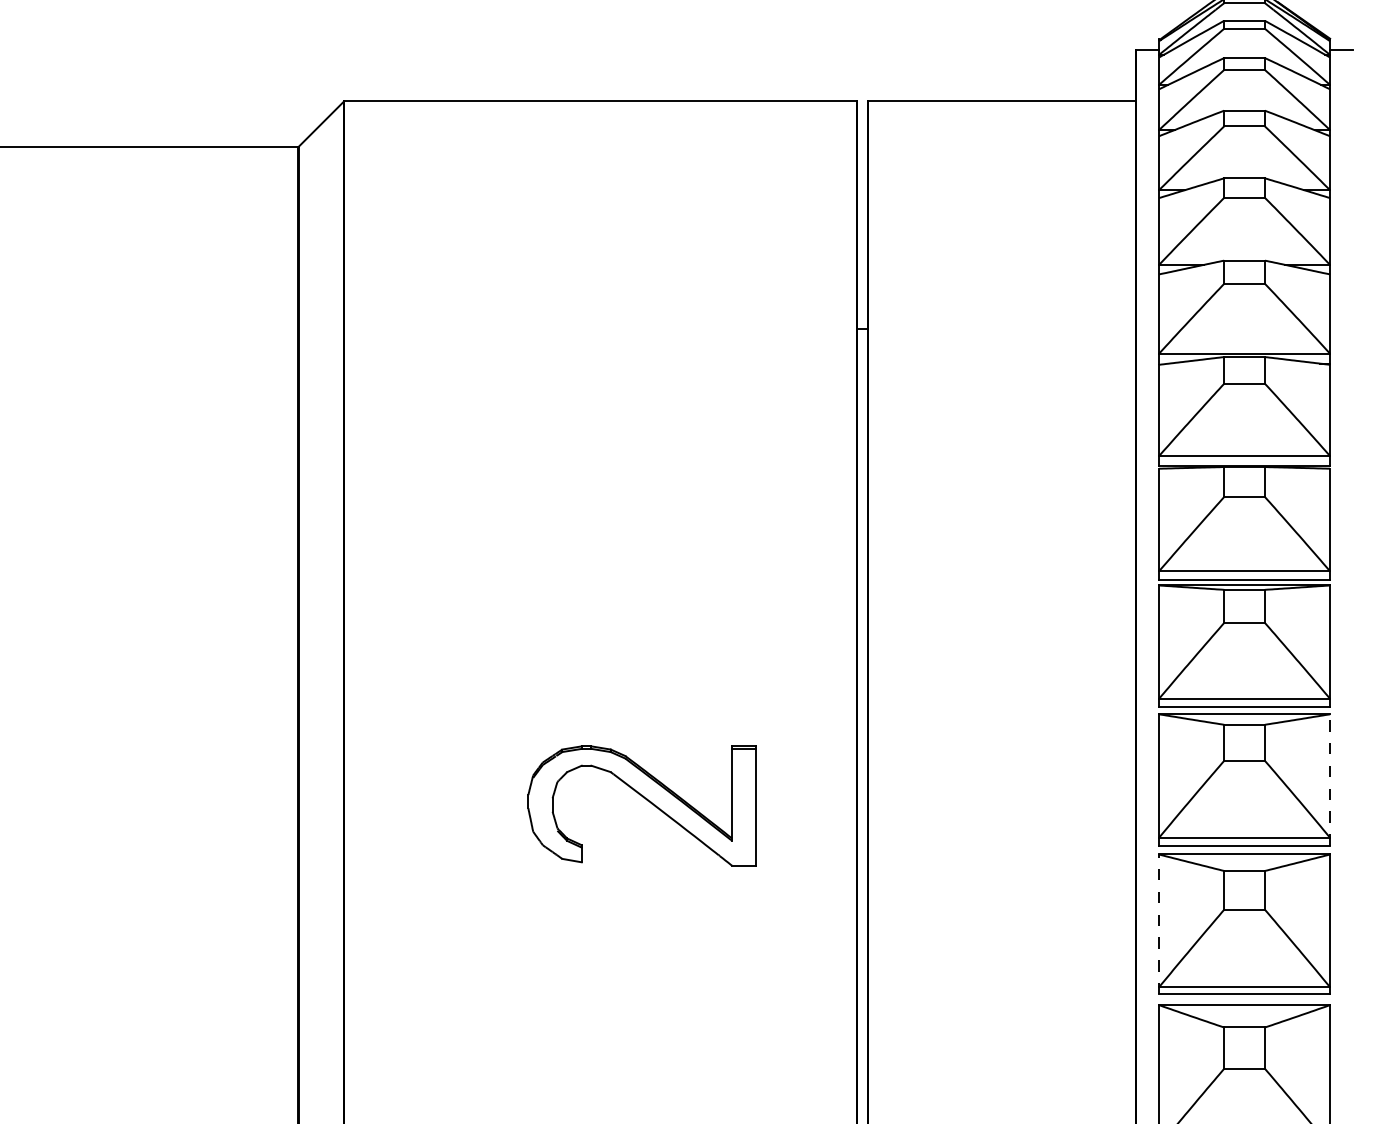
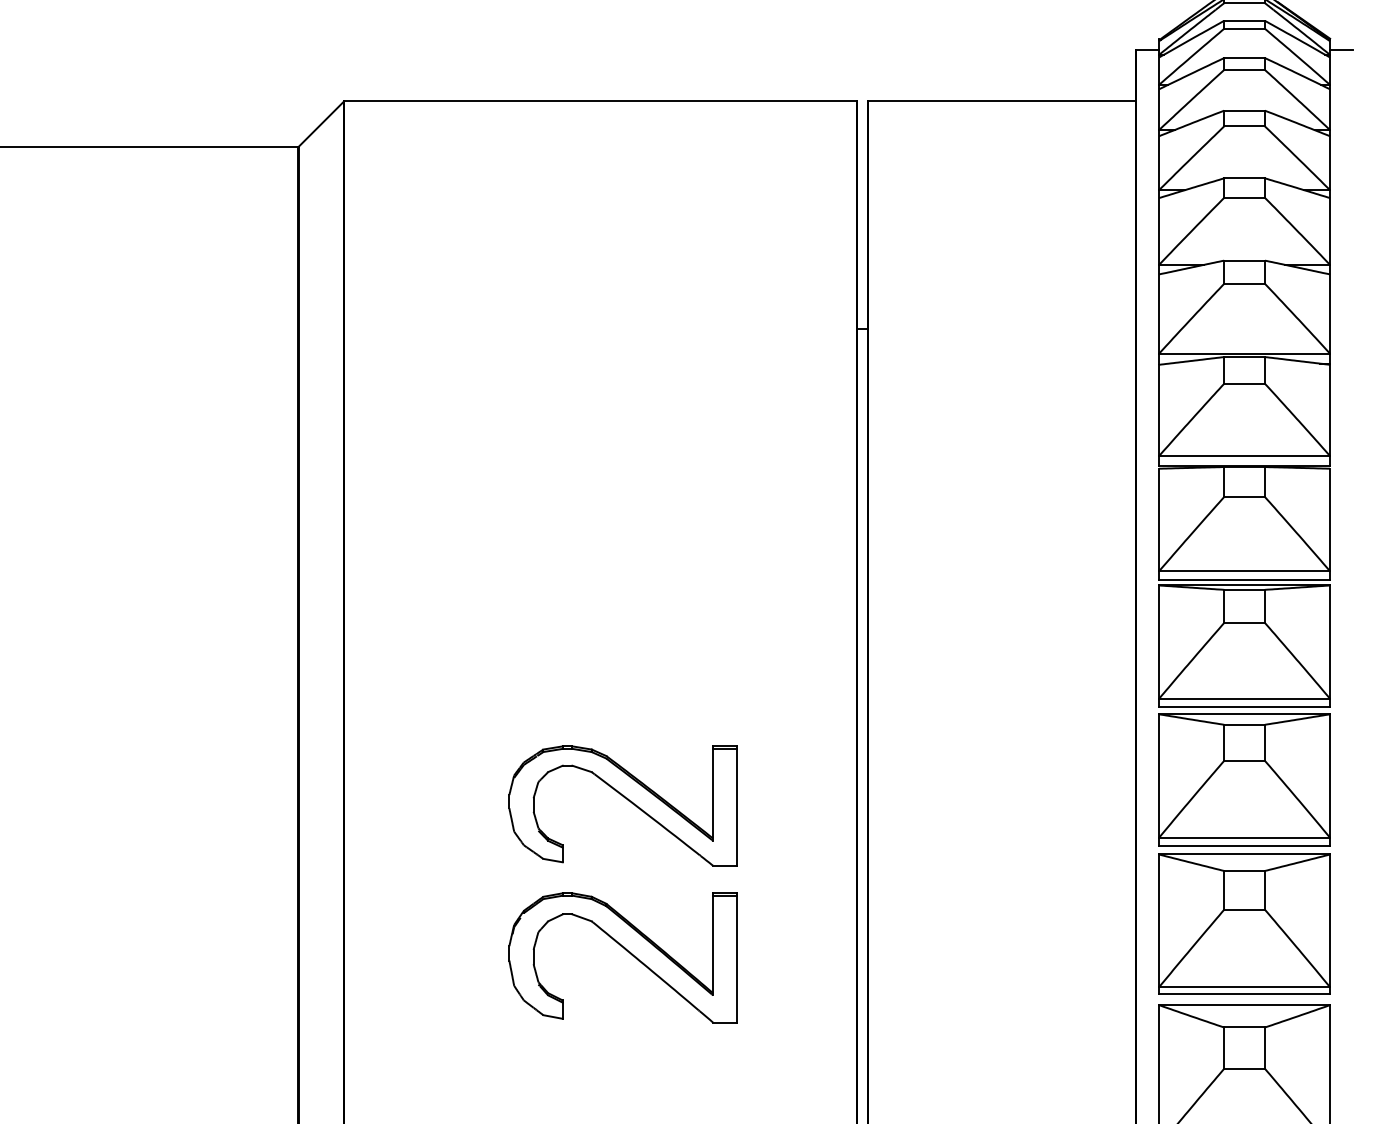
line: dashed -> solid (1330, 779)
part position: (646, 800) -> (627, 800) (627, 800)
line: dashed -> solid (1159, 924)
part: none -> present (626, 951)
